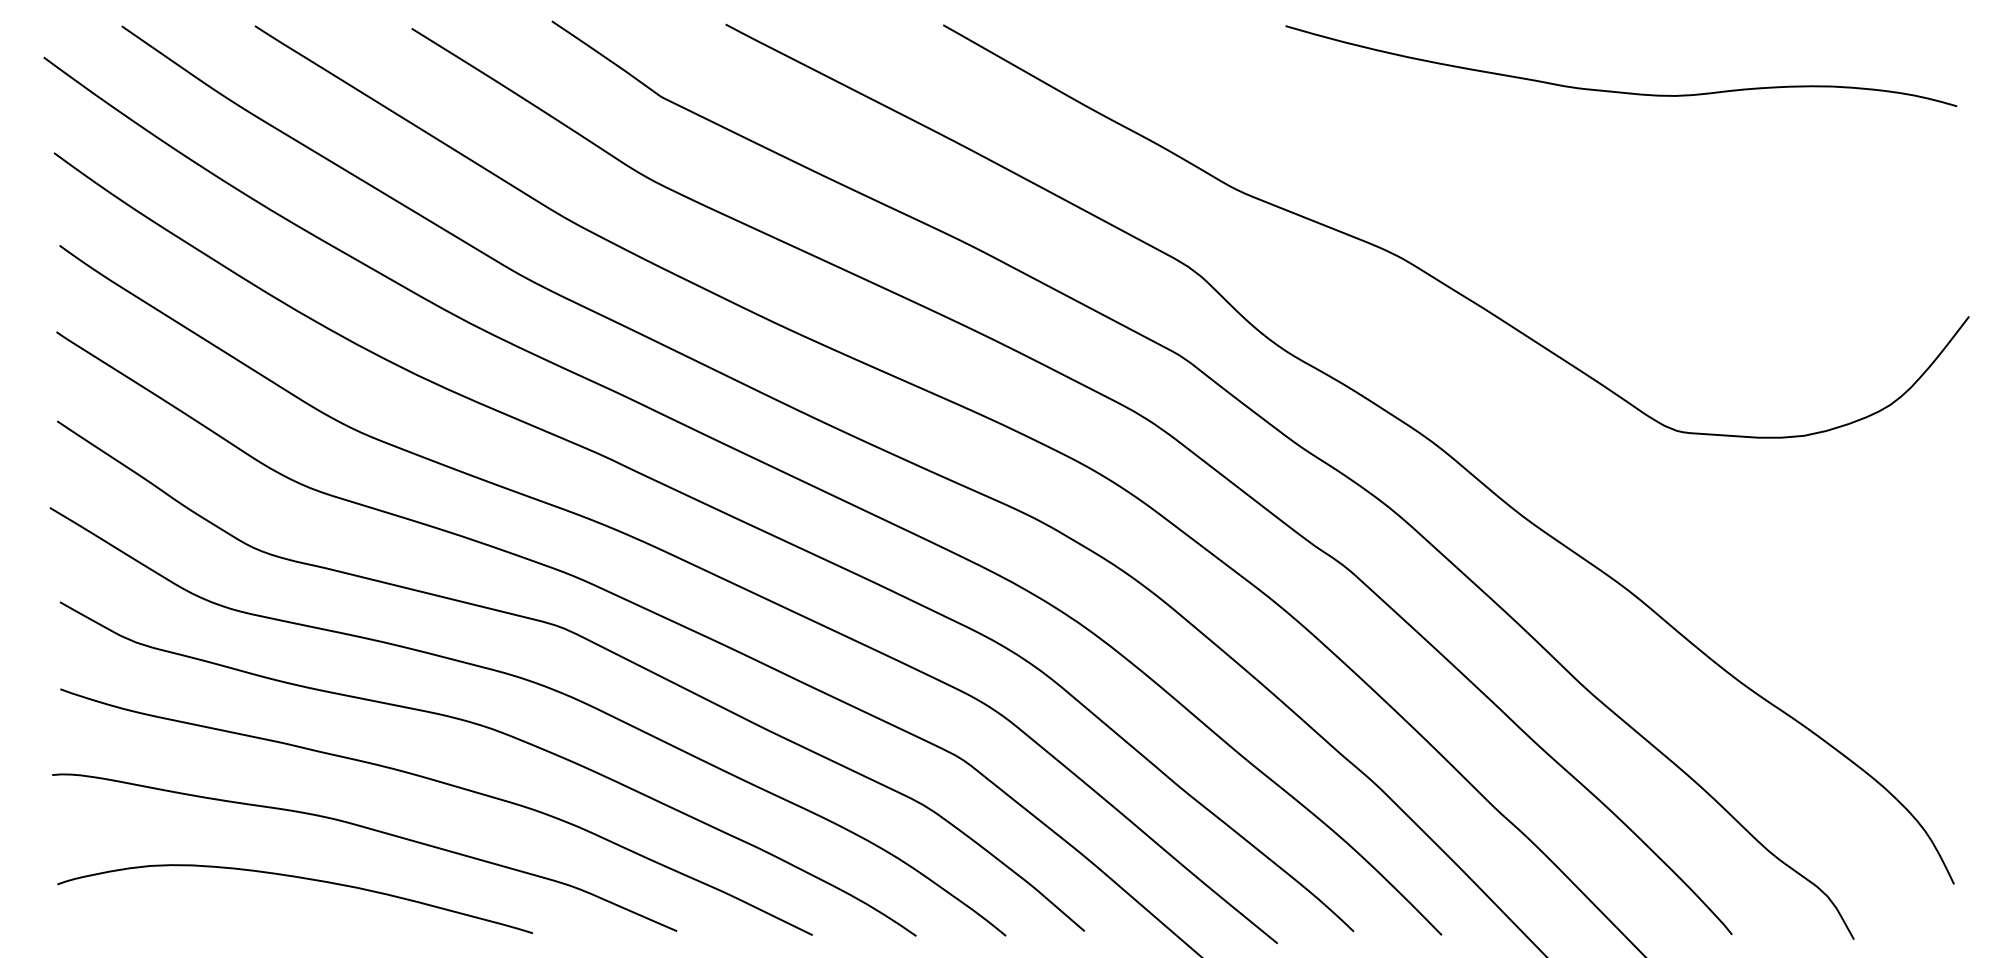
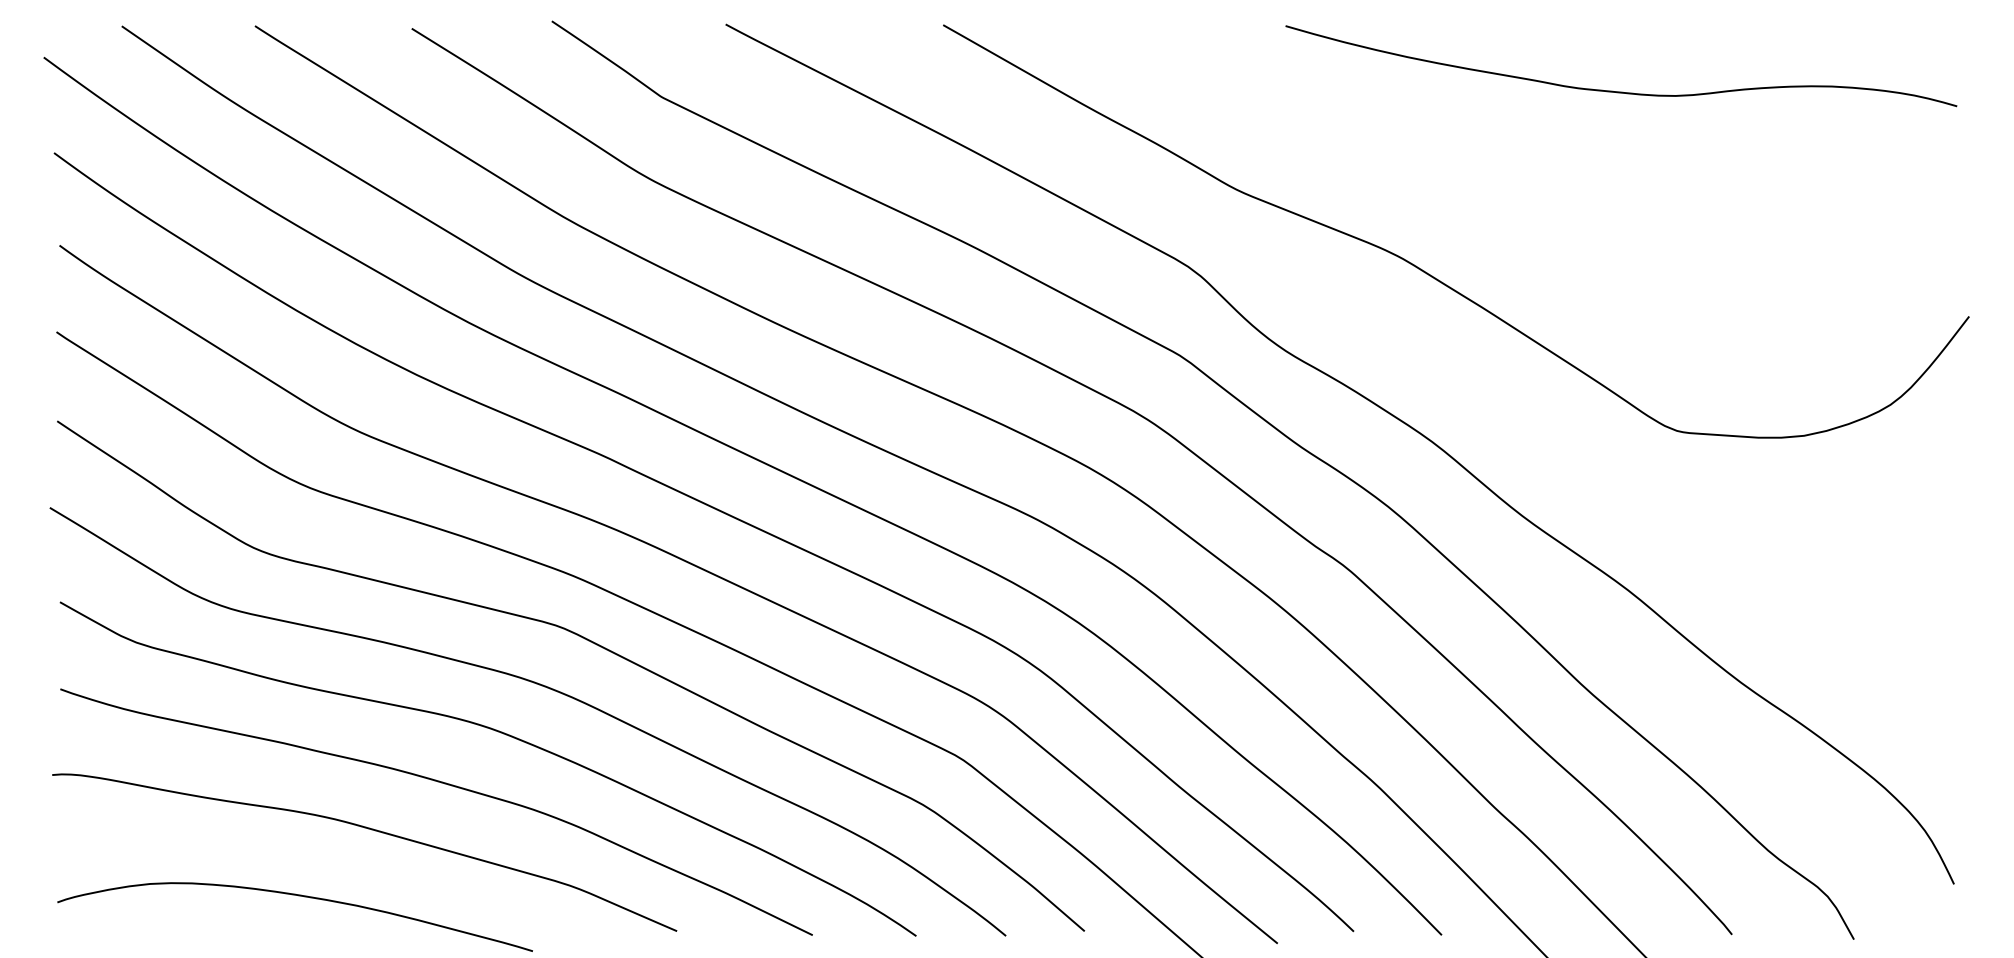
curve position: (298, 878) -> (298, 896) (298, 896)
